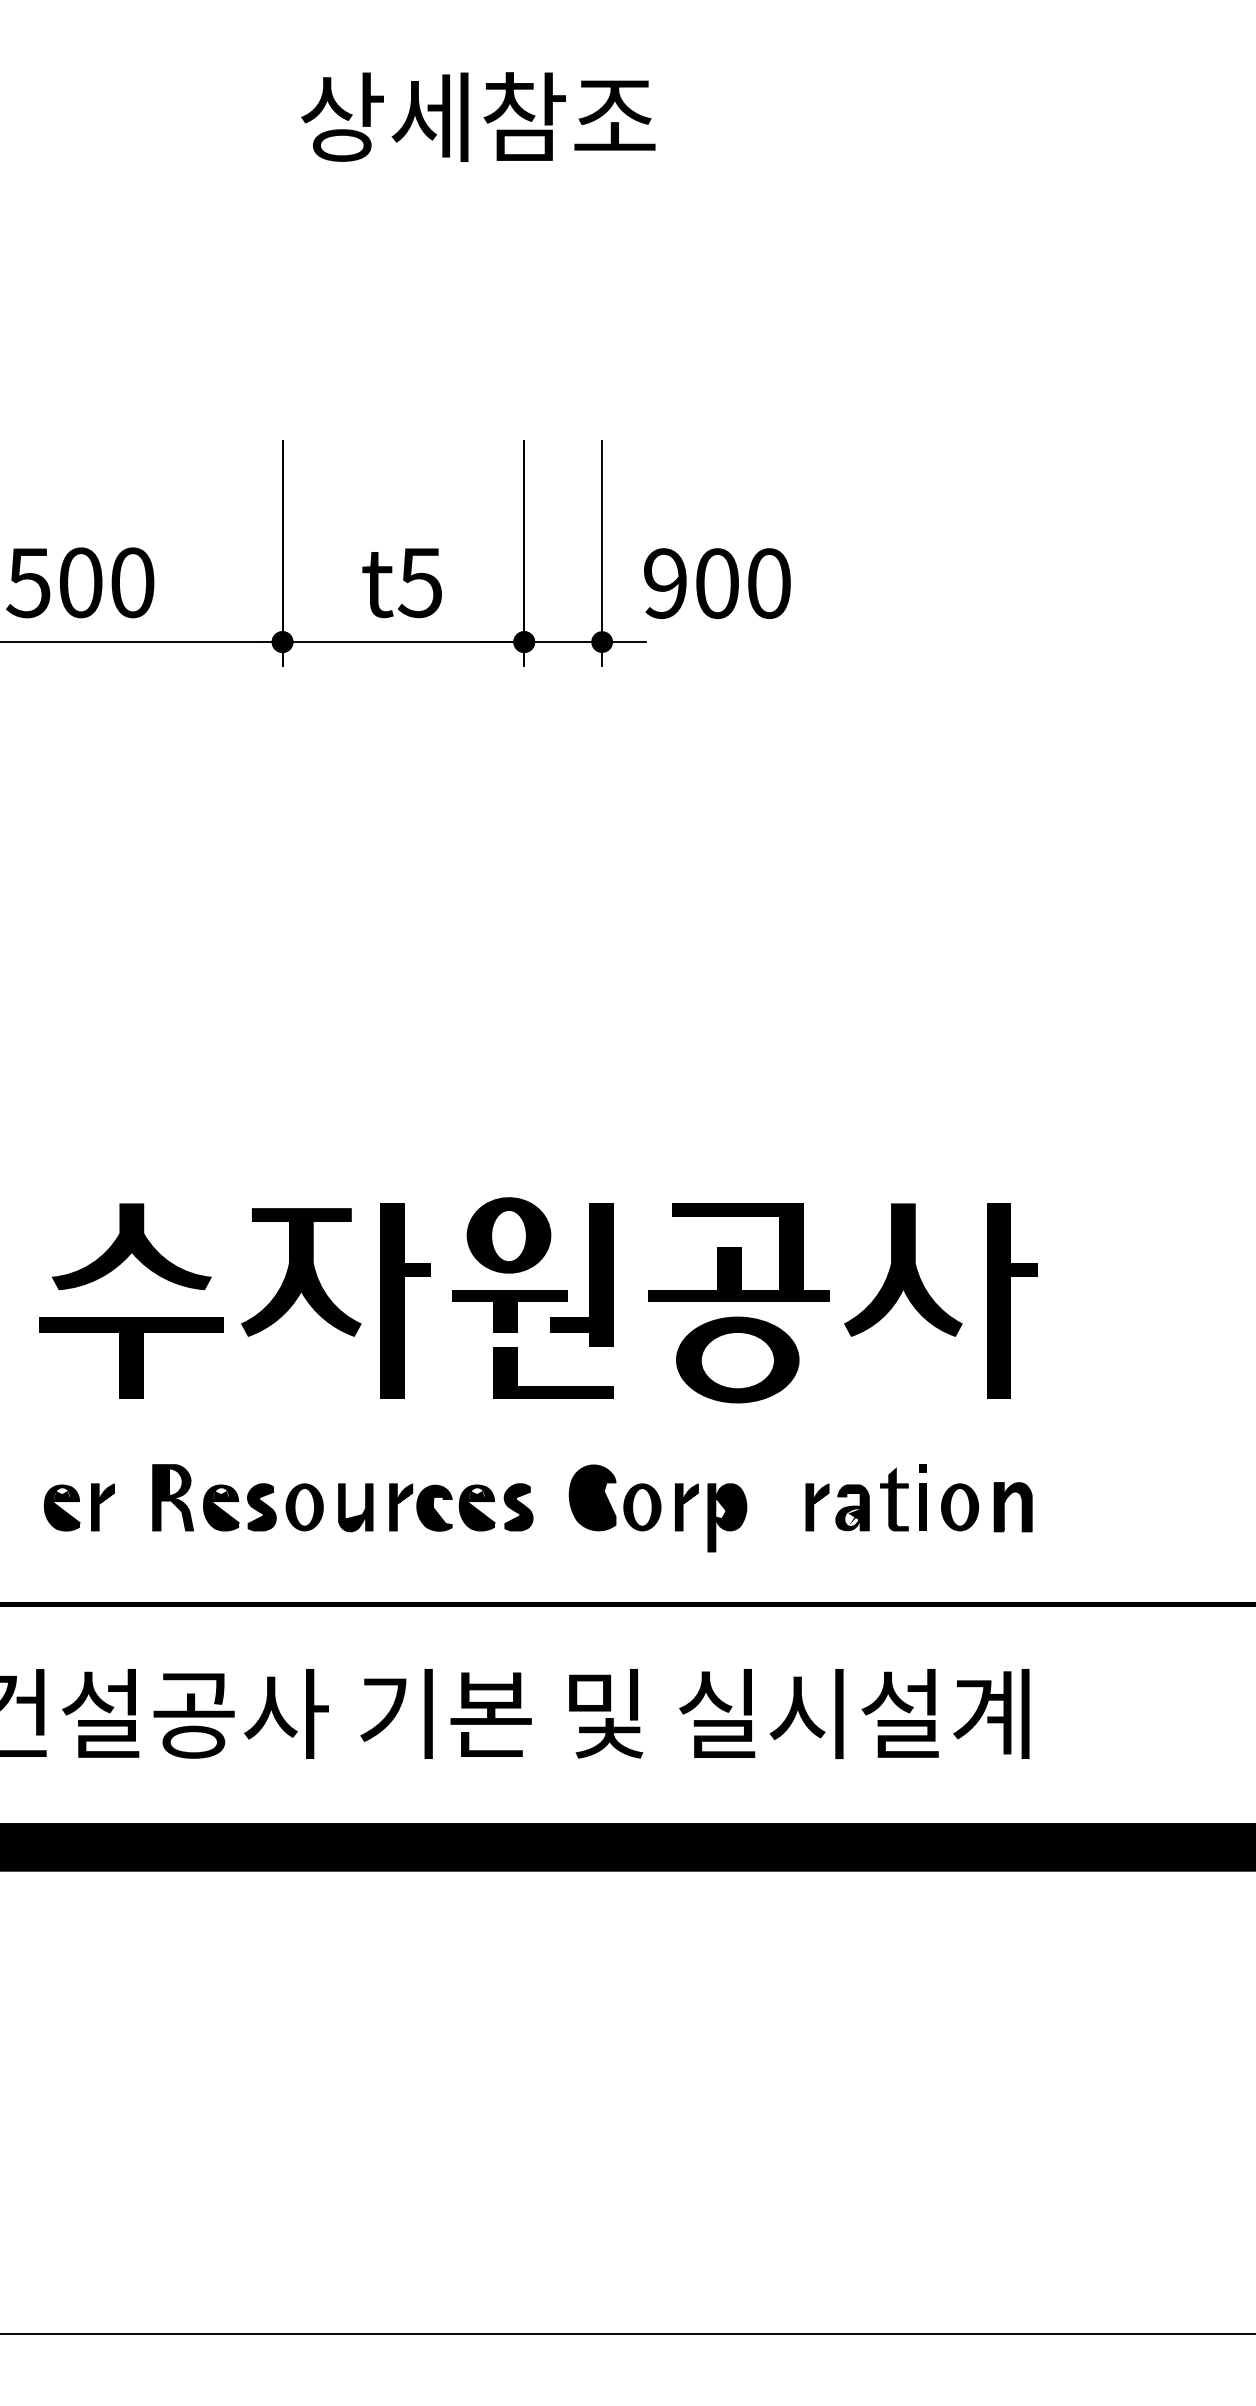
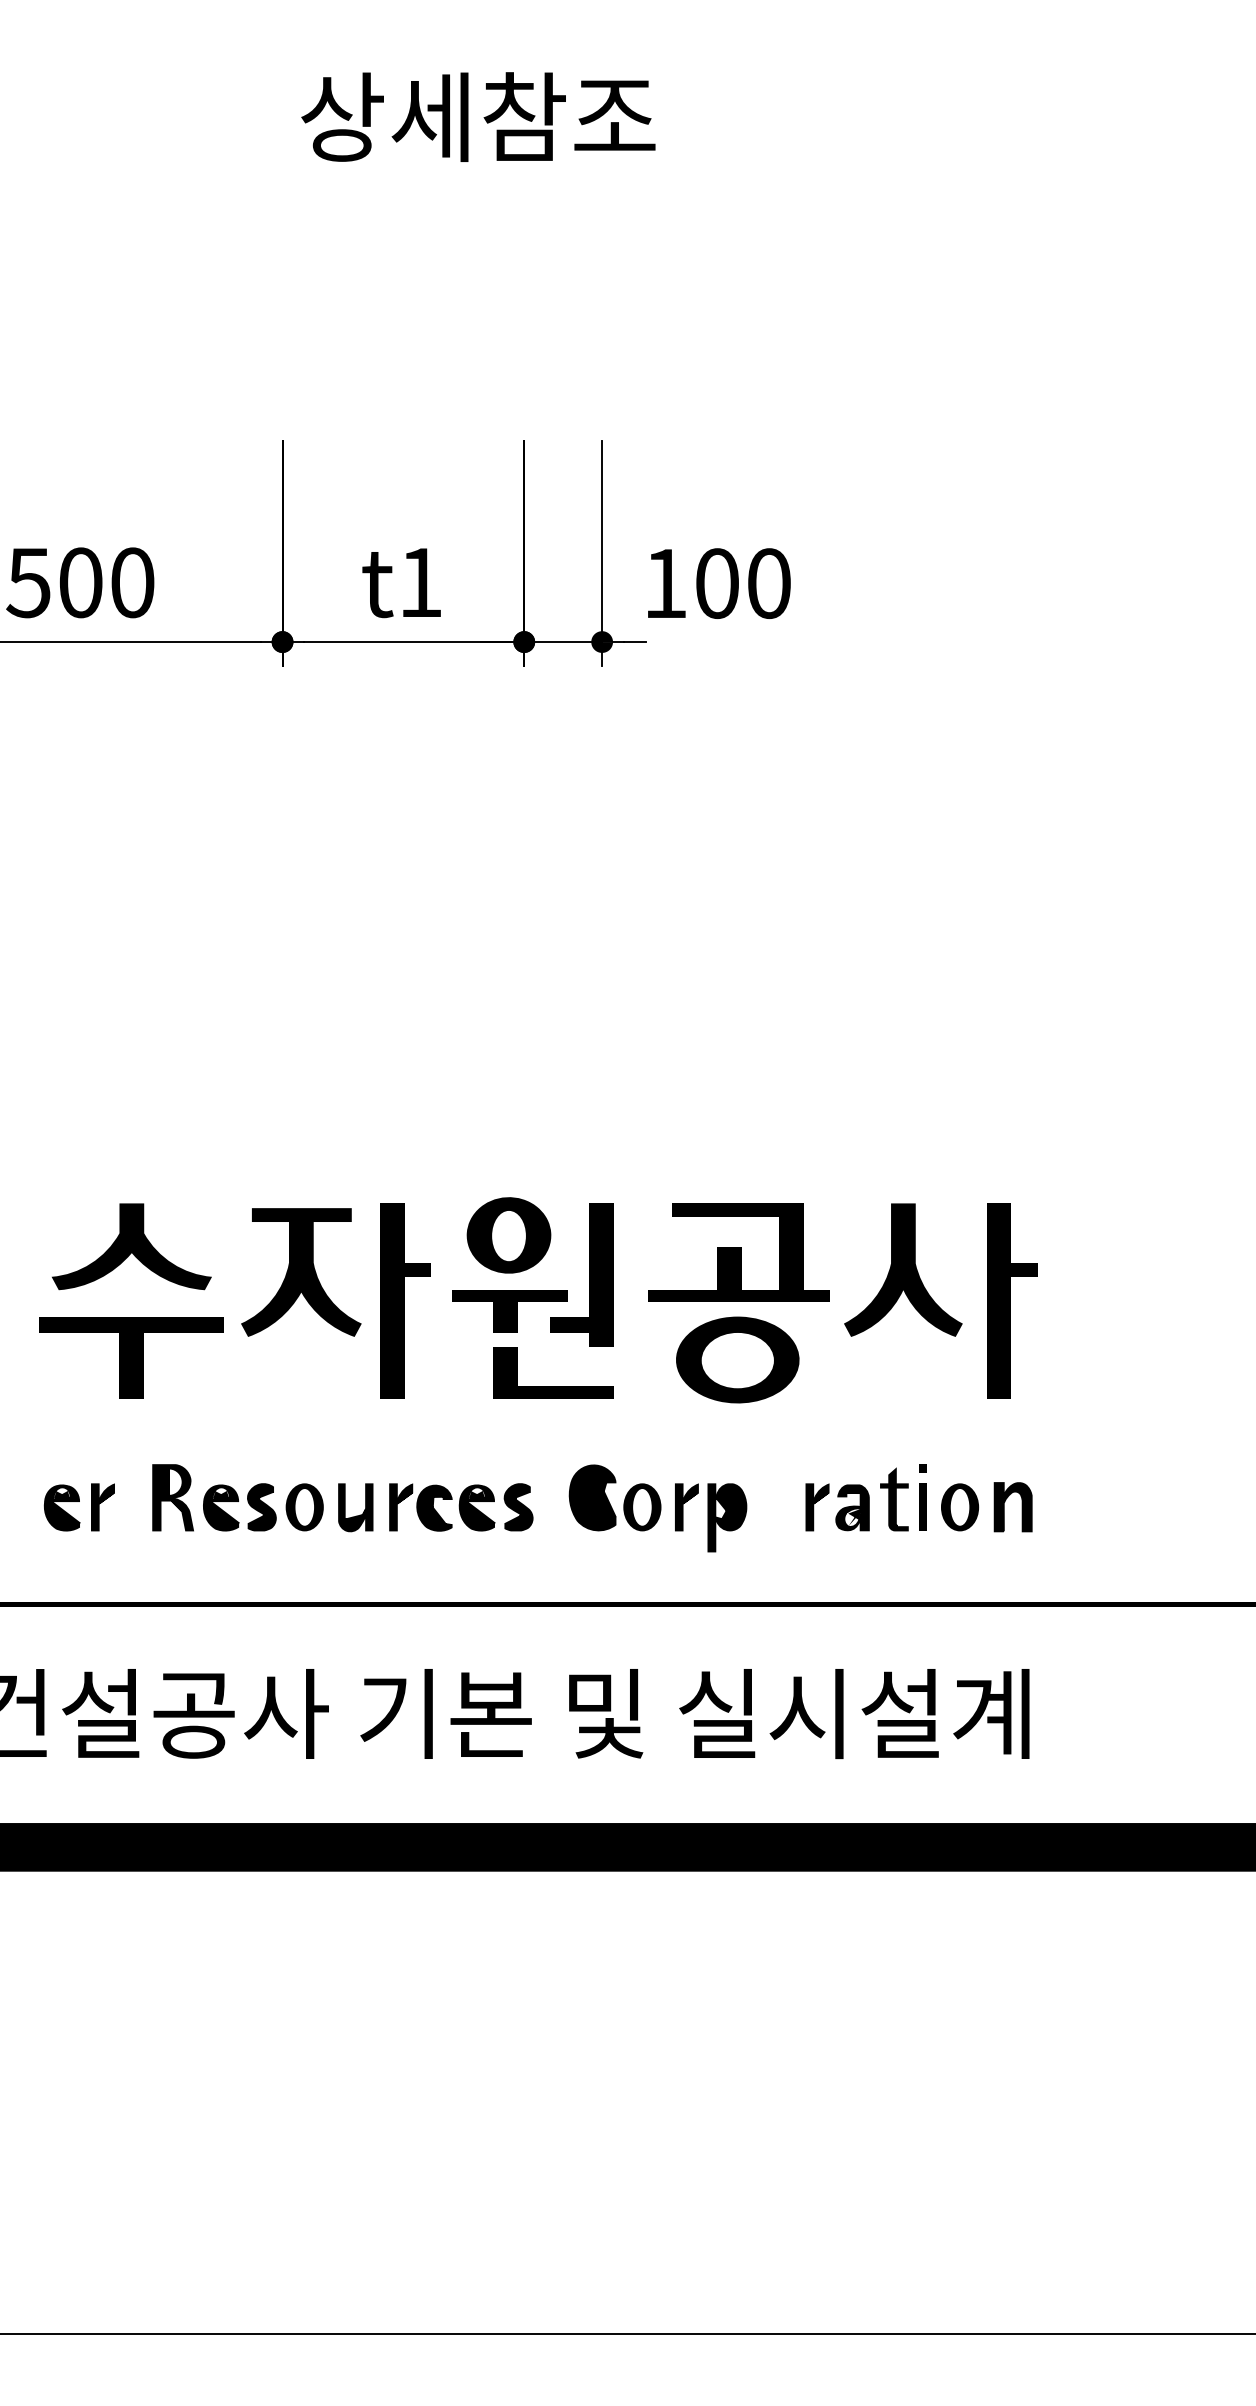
text: t5 -> t1 (419, 583)
text: 900 -> 100 (665, 583)
